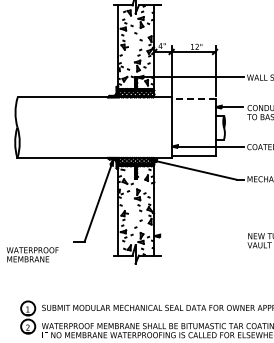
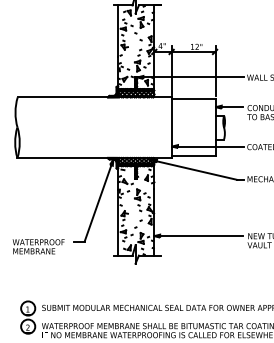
line: dashed -> solid (193, 99)
line: none -> present (198, 236)
text position: (32, 254) -> (38, 246) (38, 246)
